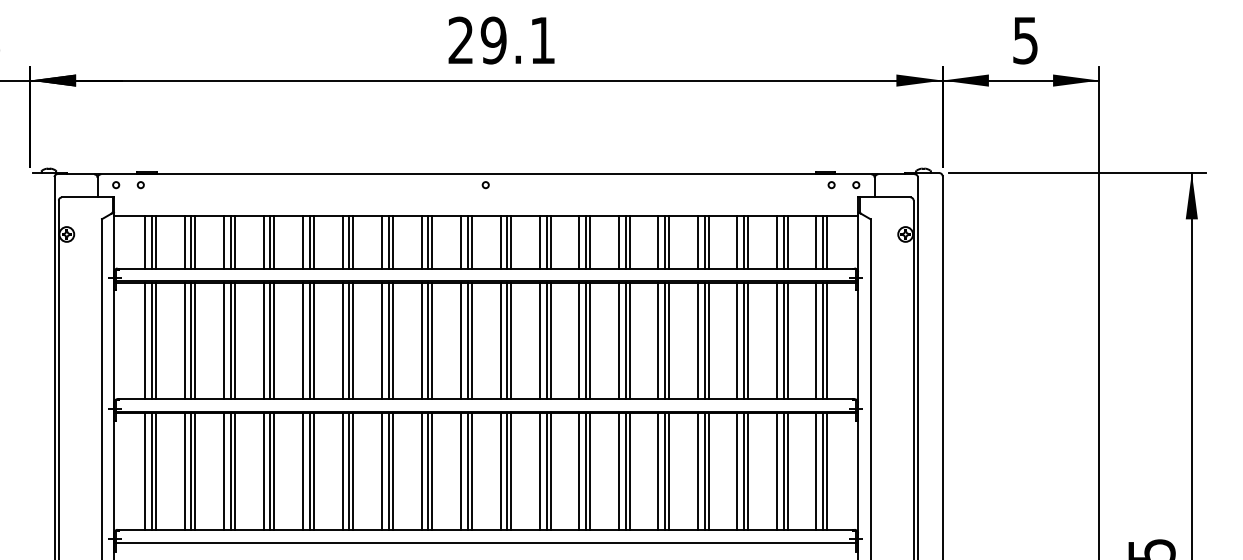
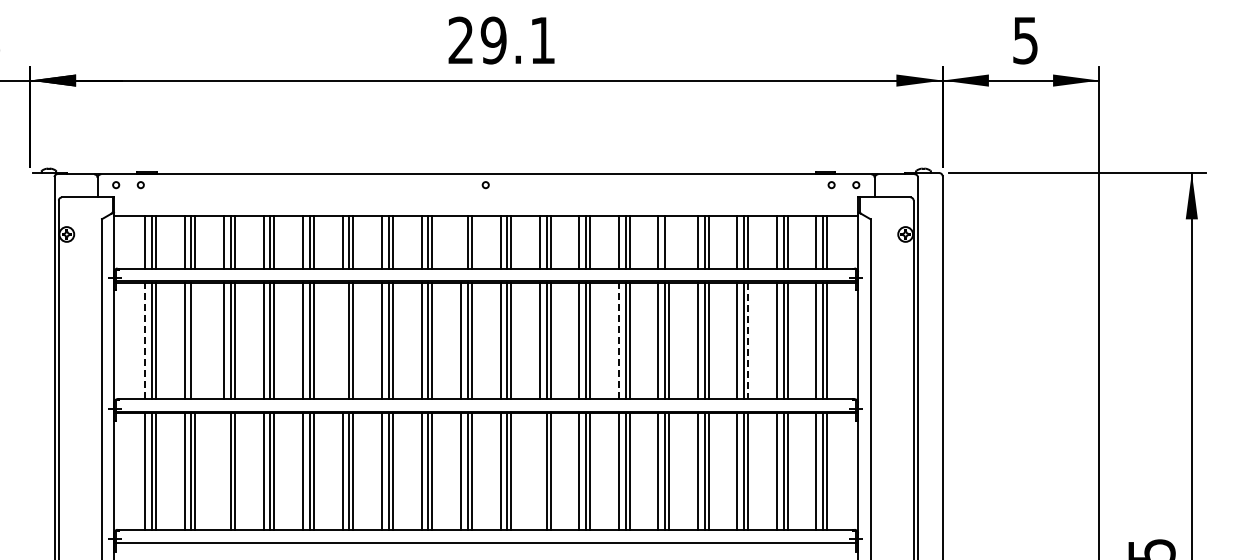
line: present -> none (461, 241)
line: present -> none (669, 241)
line: solid -> dashed (145, 340)
line: present -> none (195, 340)
line: present -> none (342, 340)
line: solid -> dashed (618, 340)
line: solid -> dashed (748, 341)
line: present -> none (224, 471)
line: present -> none (539, 471)
